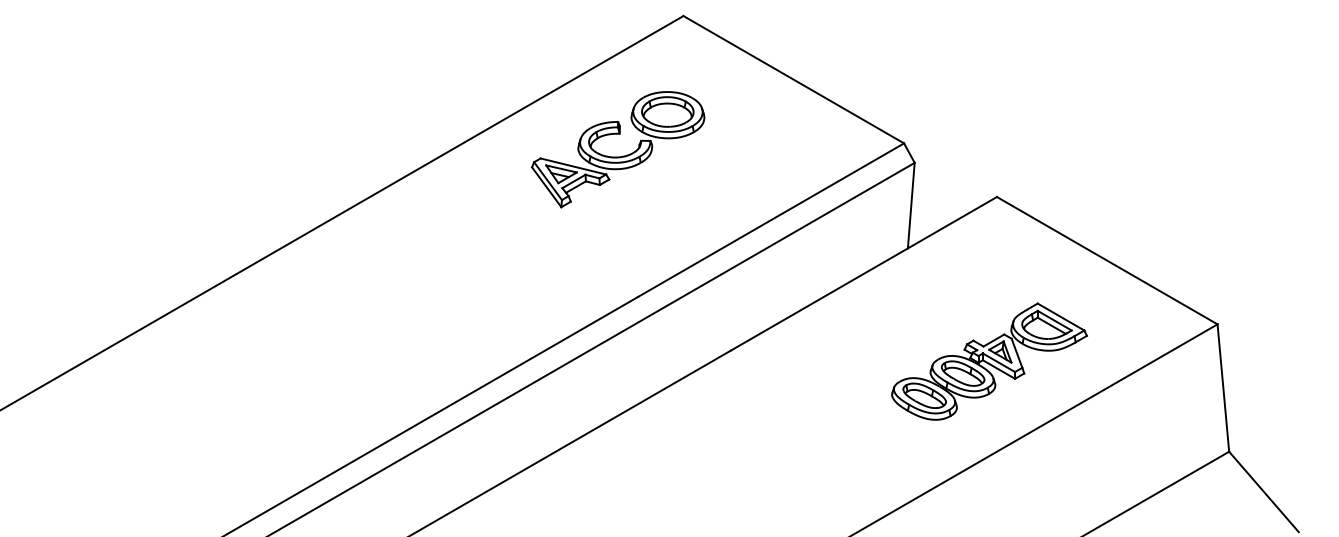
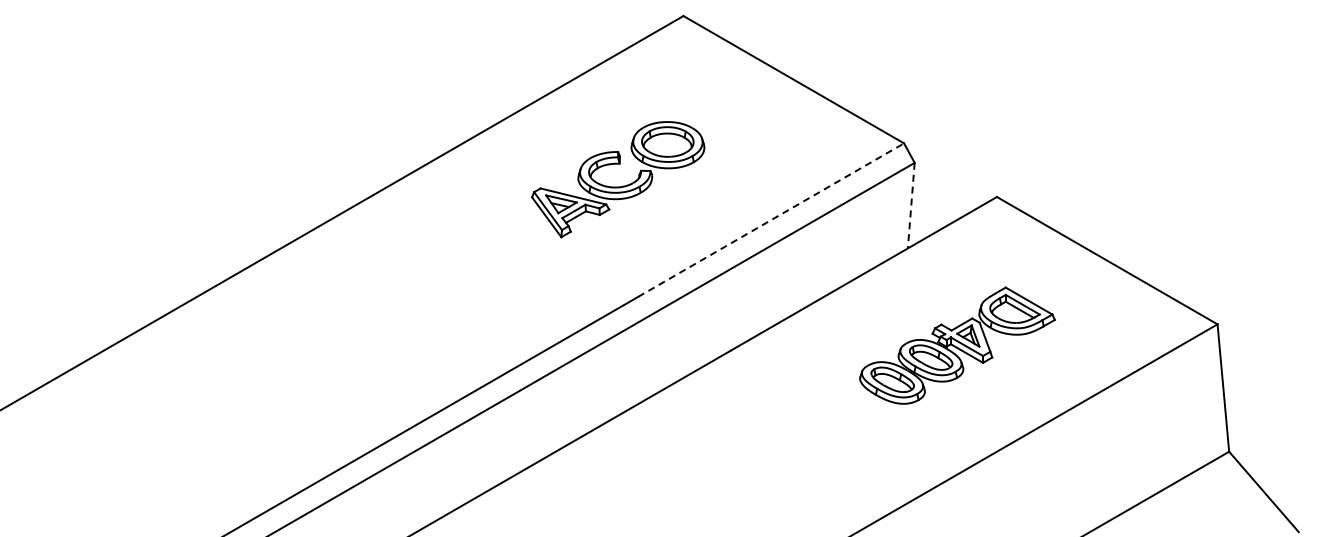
part position: (618, 156) -> (618, 186) (618, 186)
line: solid -> dashed (911, 205)
line: solid -> dashed (771, 220)
part position: (989, 361) -> (957, 345) (957, 345)
